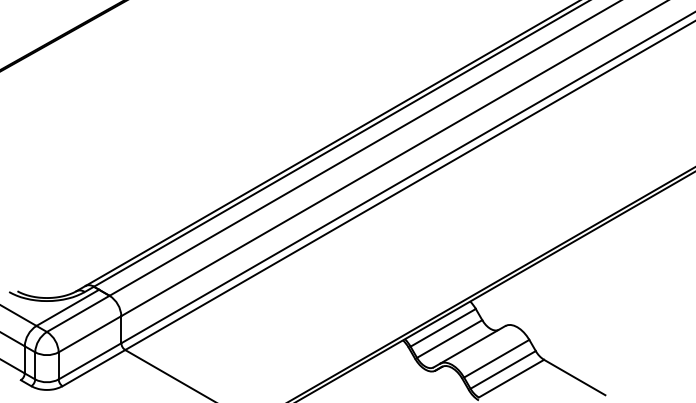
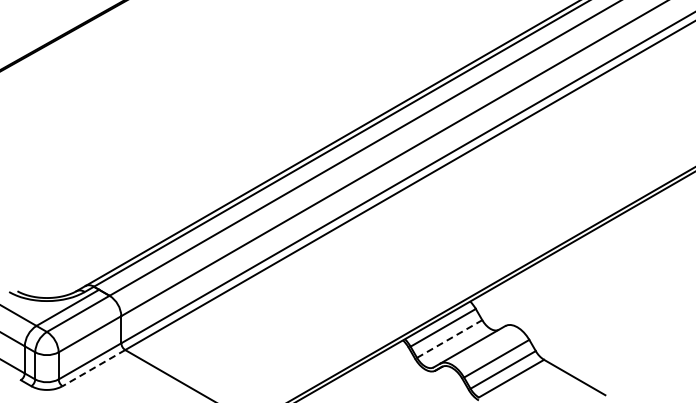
line: solid -> dashed (449, 339)
line: solid -> dashed (93, 368)
